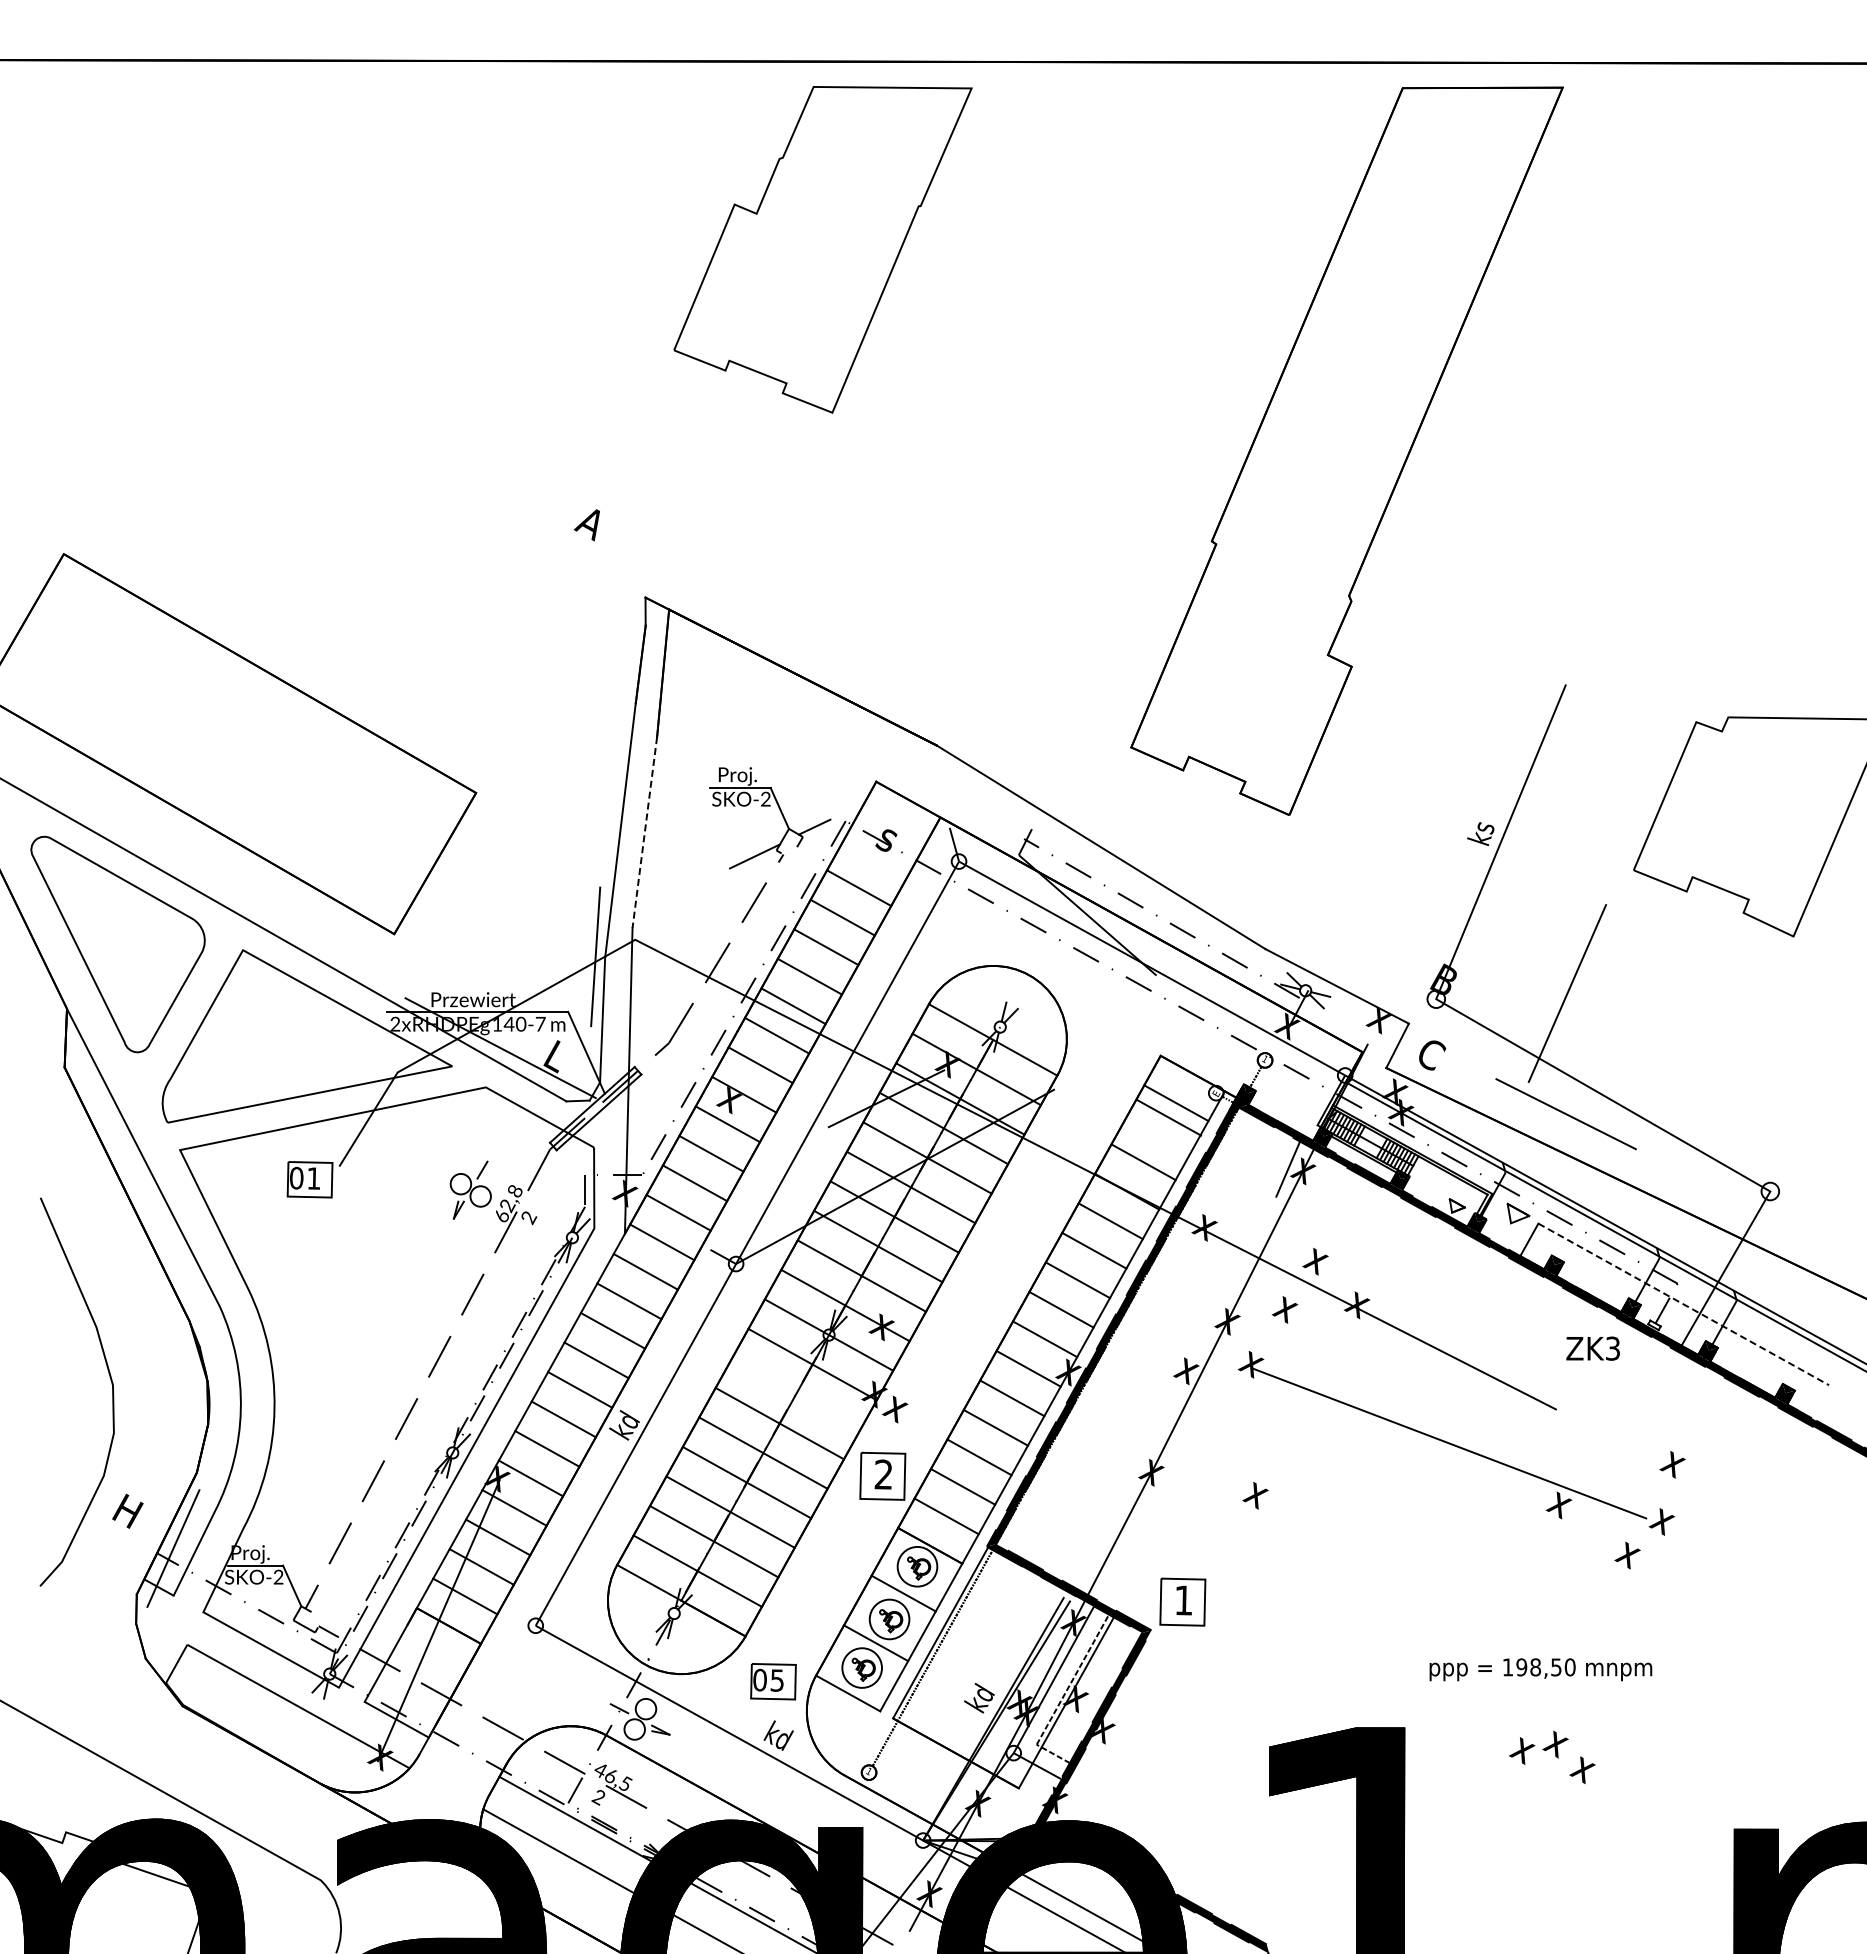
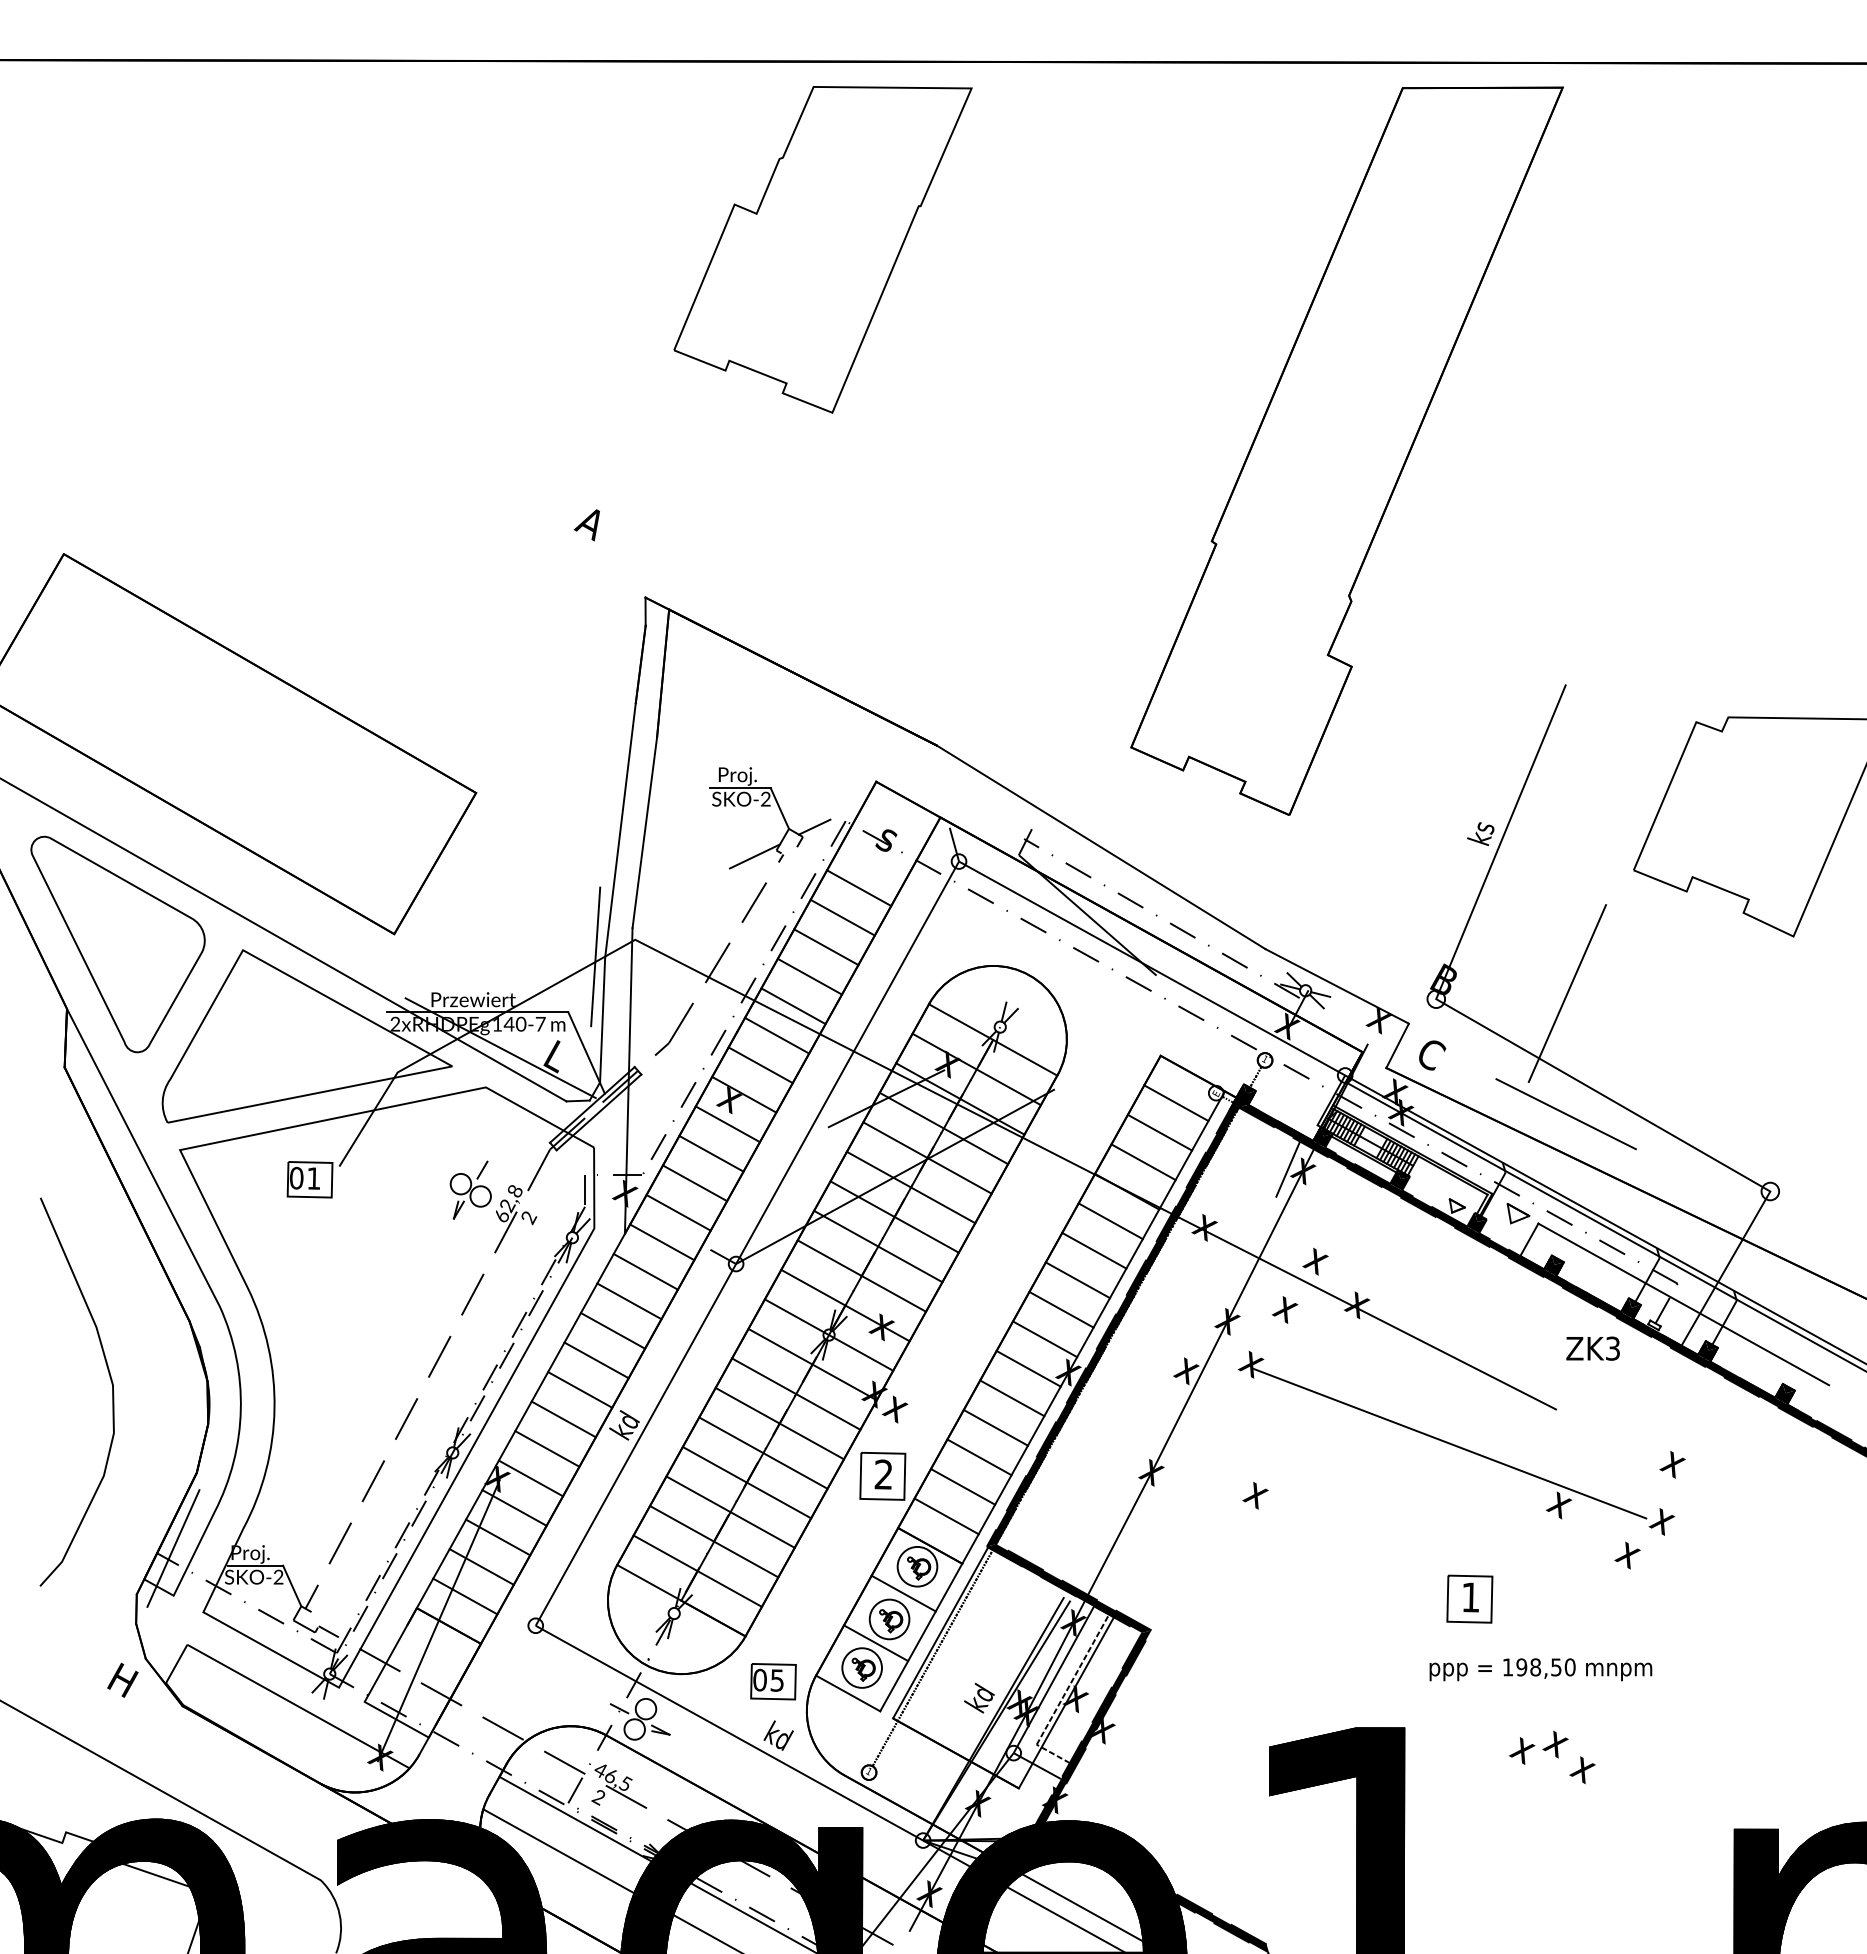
line: dashed -> solid (644, 833)
line position: (1168, 1117) -> (1159, 1132) (1159, 1132)
line: dashed -> solid (1684, 1304)
line: none -> present (796, 1393)
text position: (127, 1510) -> (122, 1679) (122, 1679)
part position: (1182, 1601) -> (1469, 1598) (1469, 1598)
